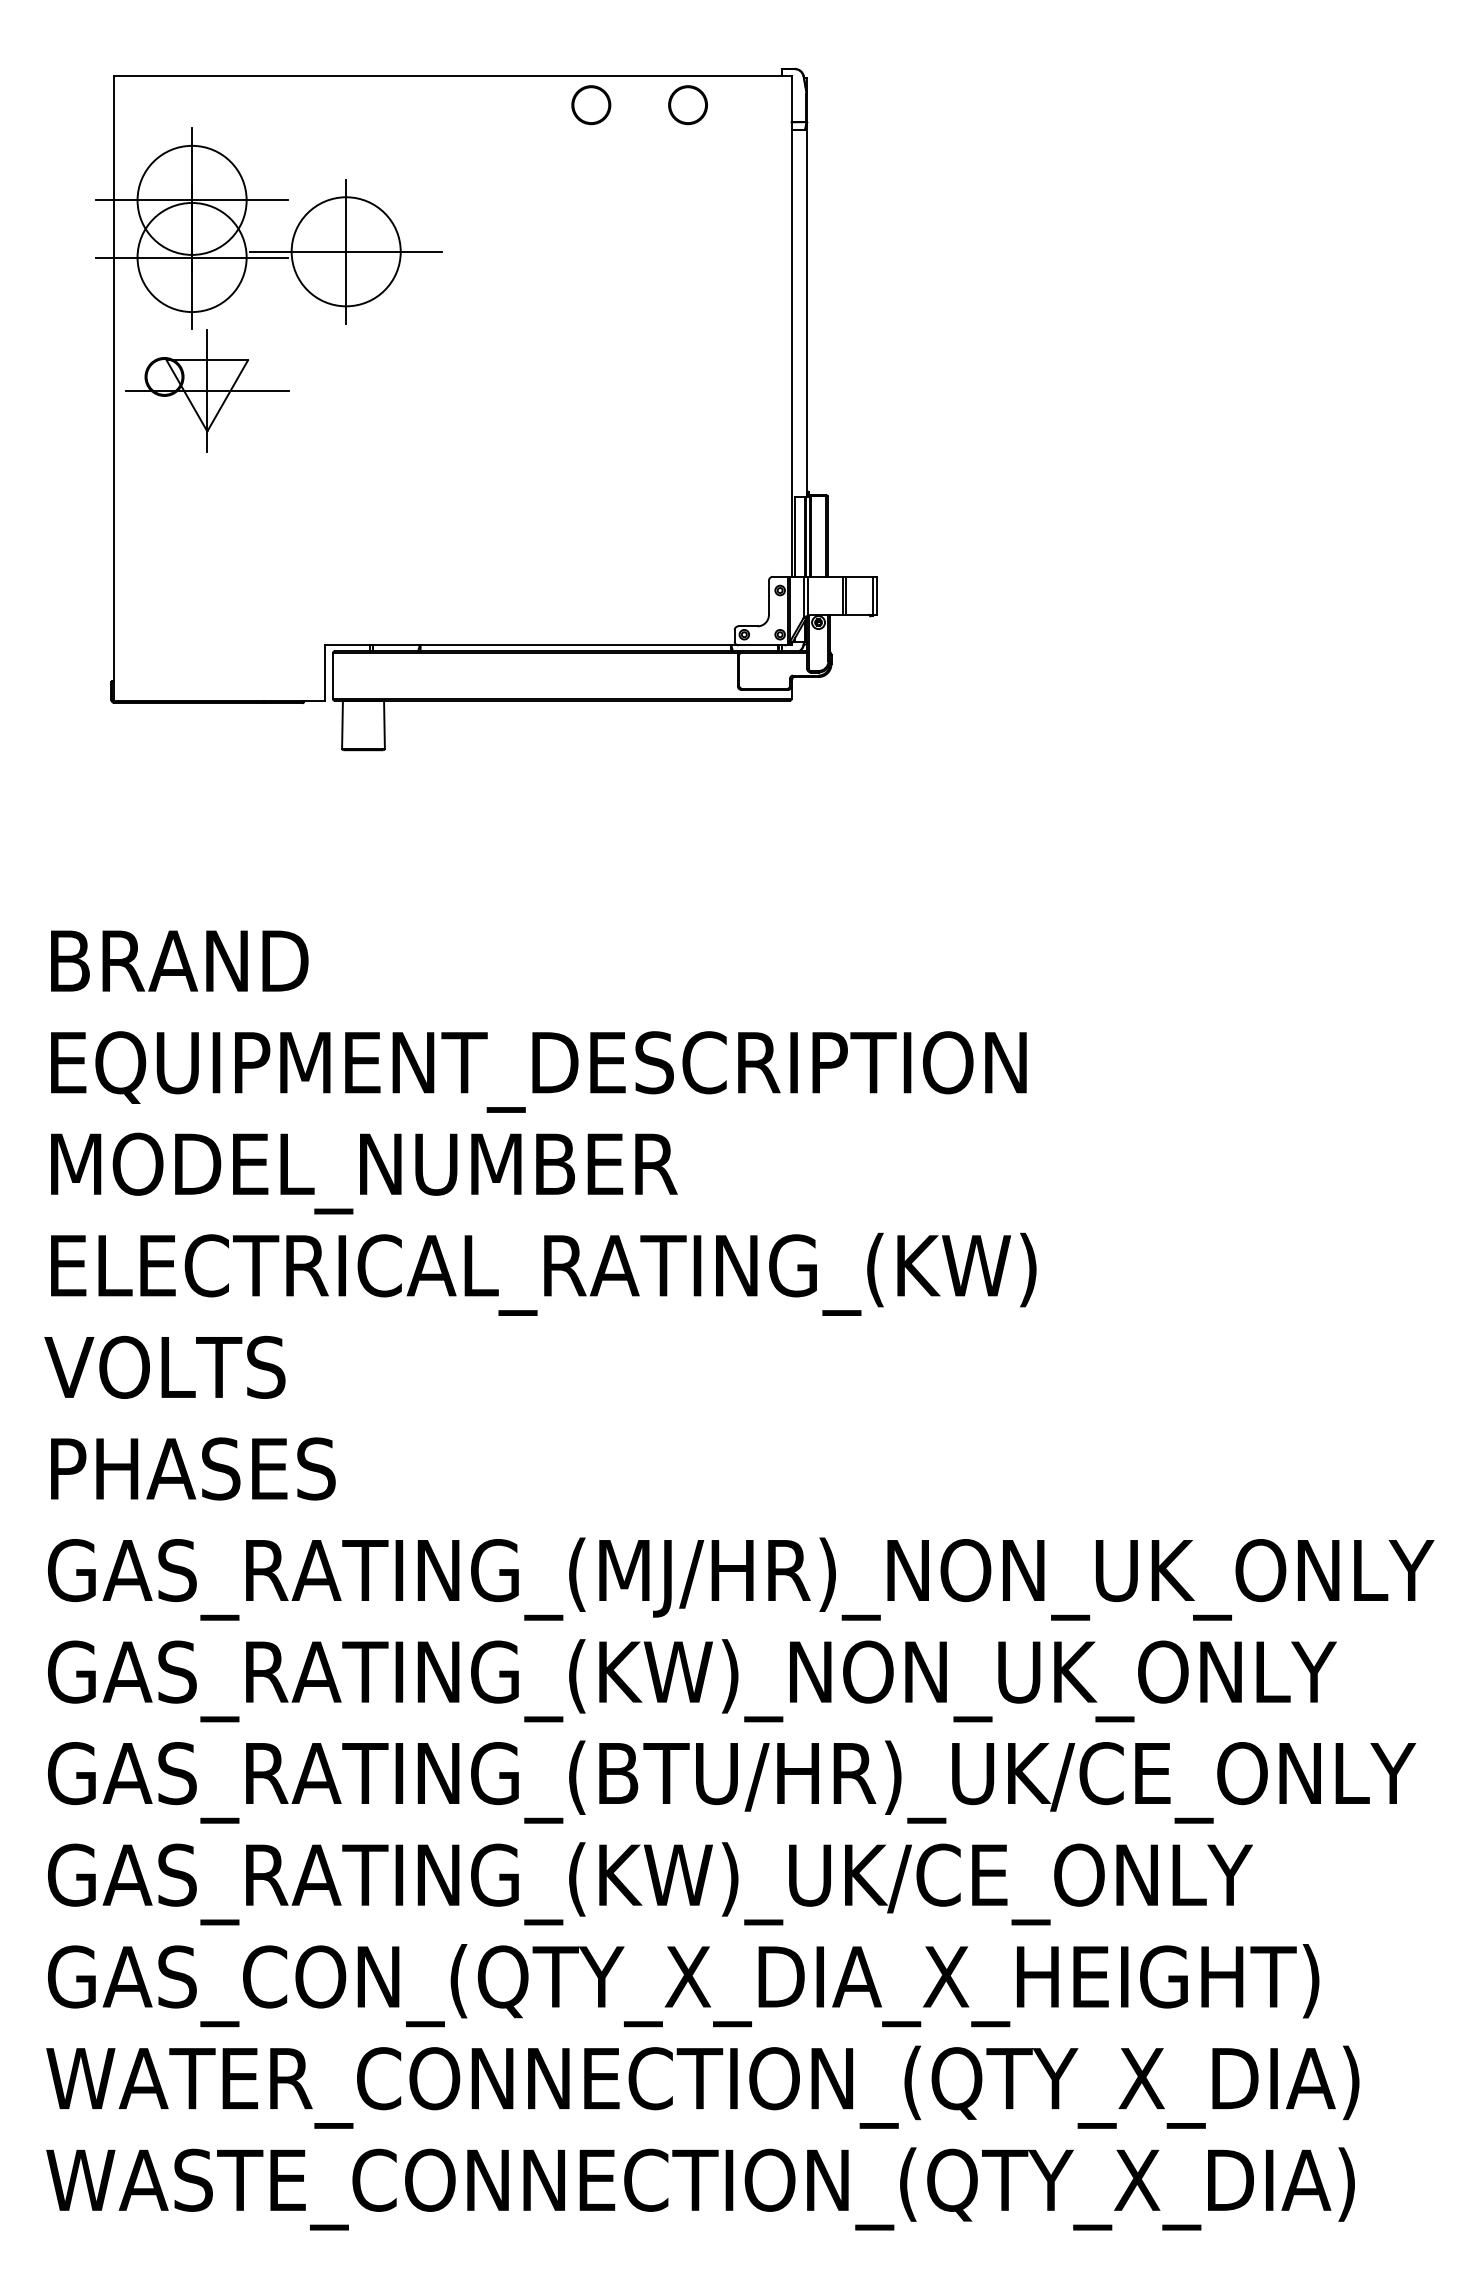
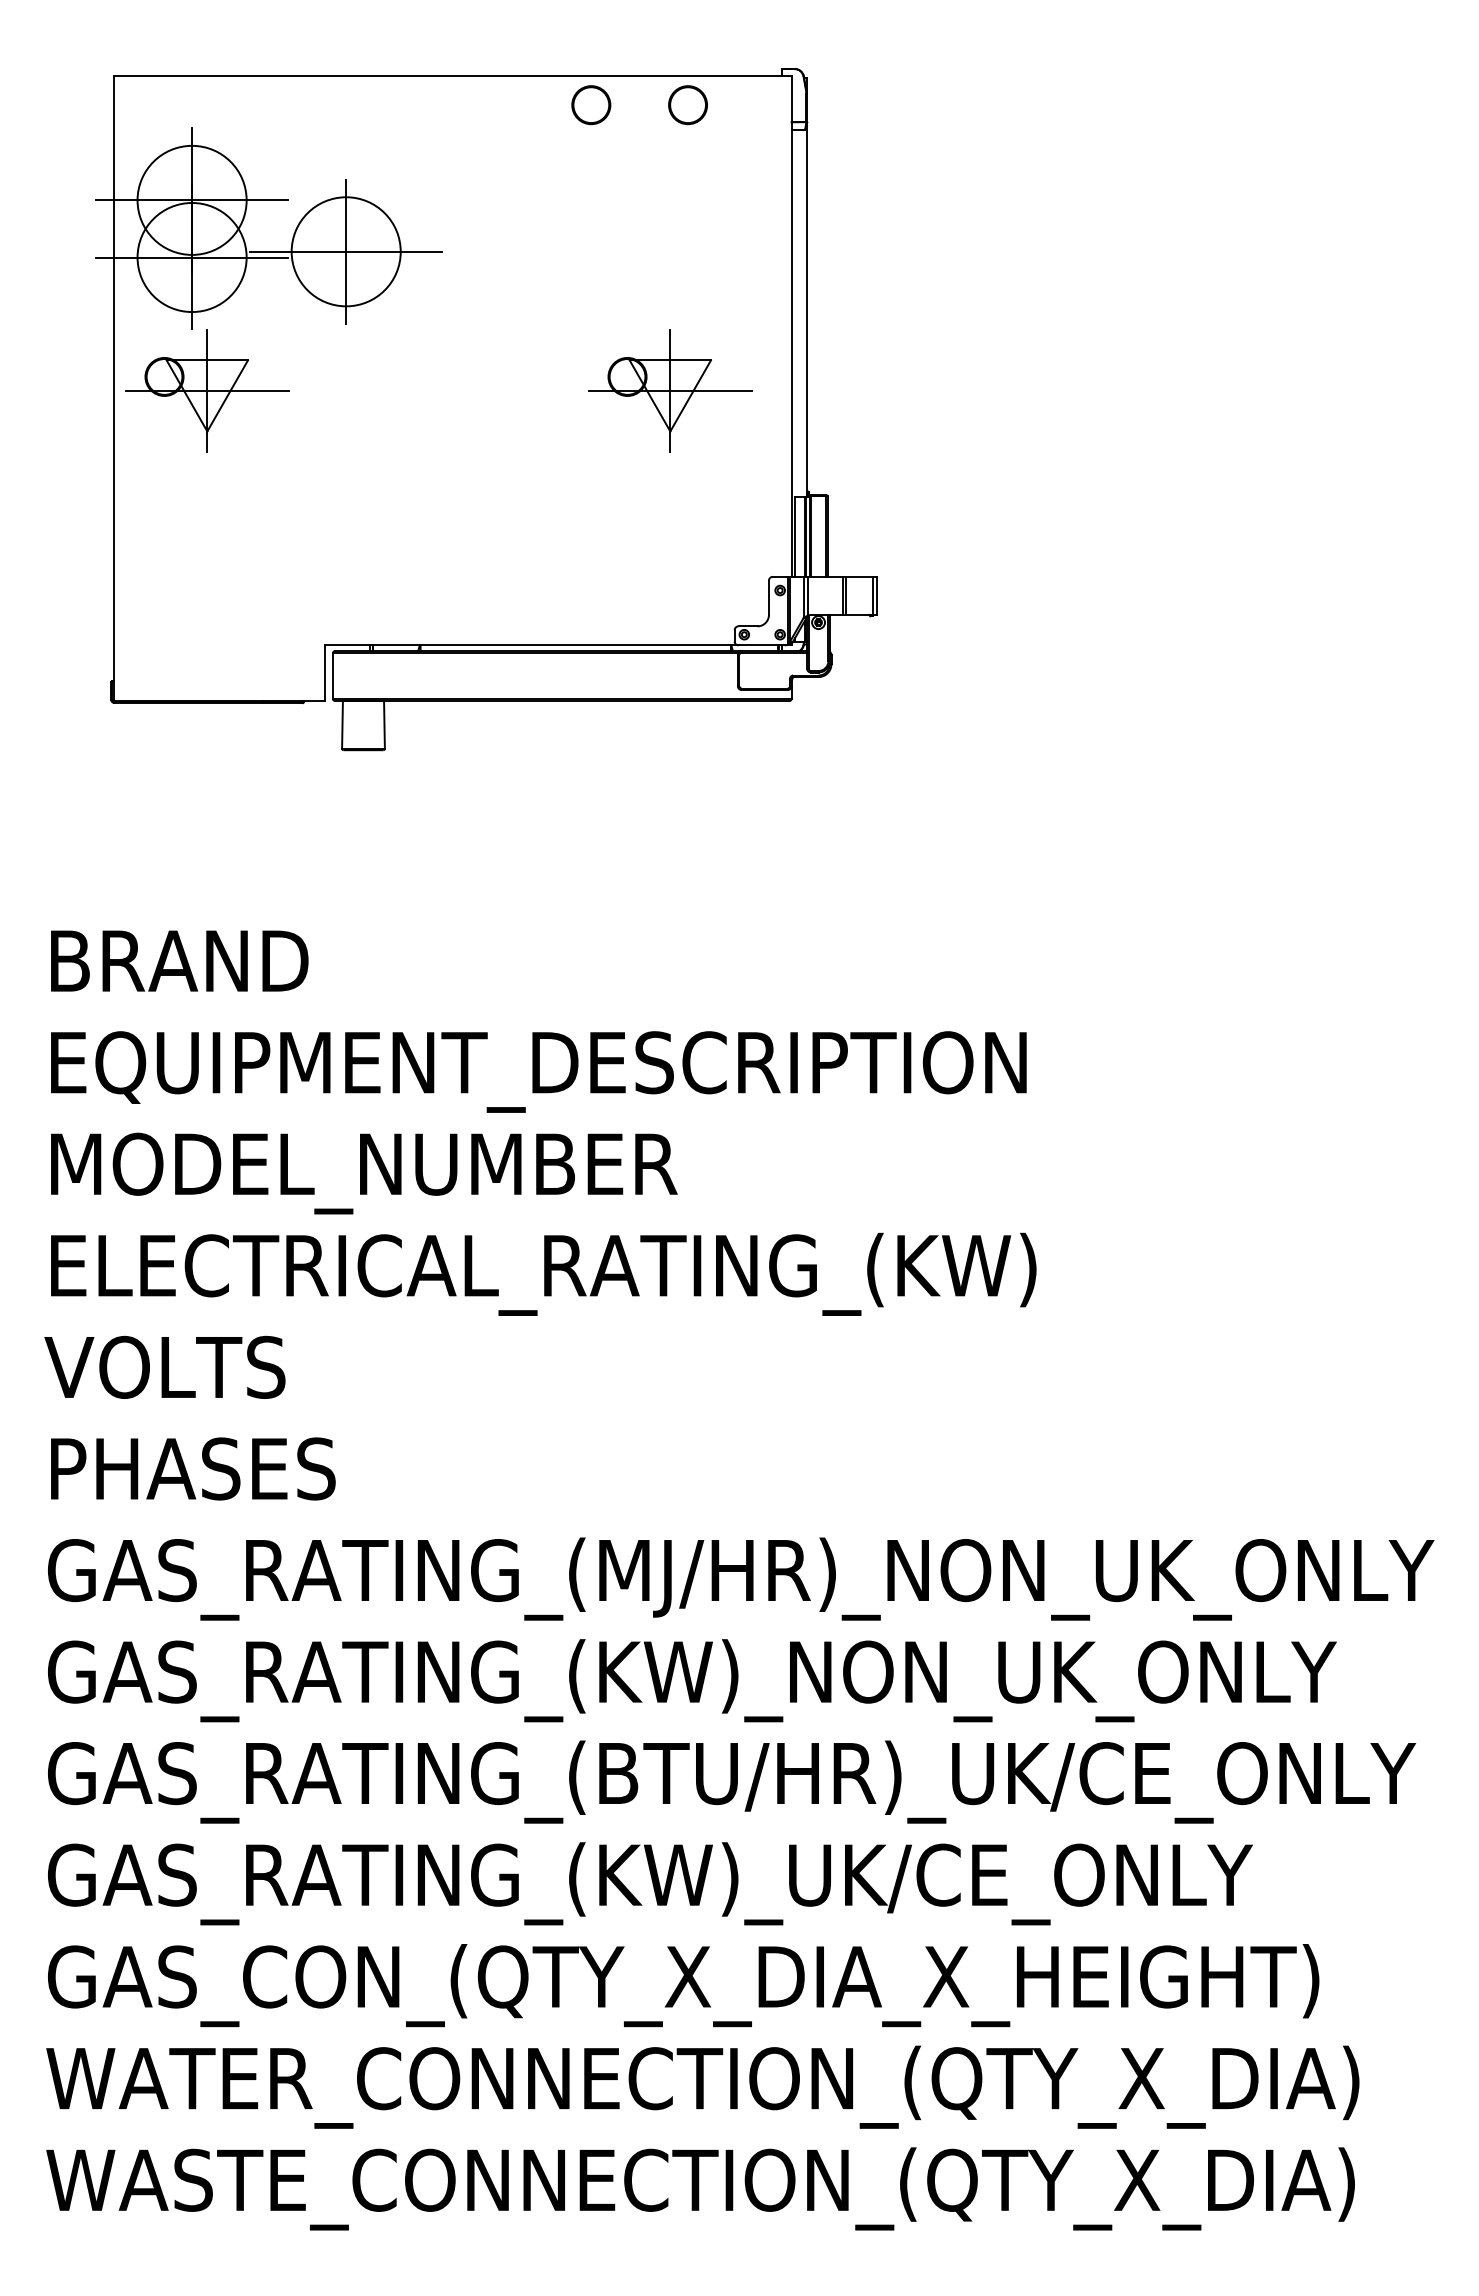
part: none -> present (670, 390)
